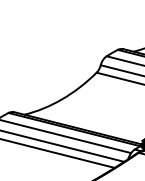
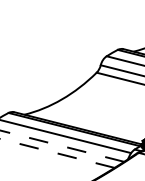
line: solid -> dashed (62, 146)
line: solid -> dashed (56, 153)
